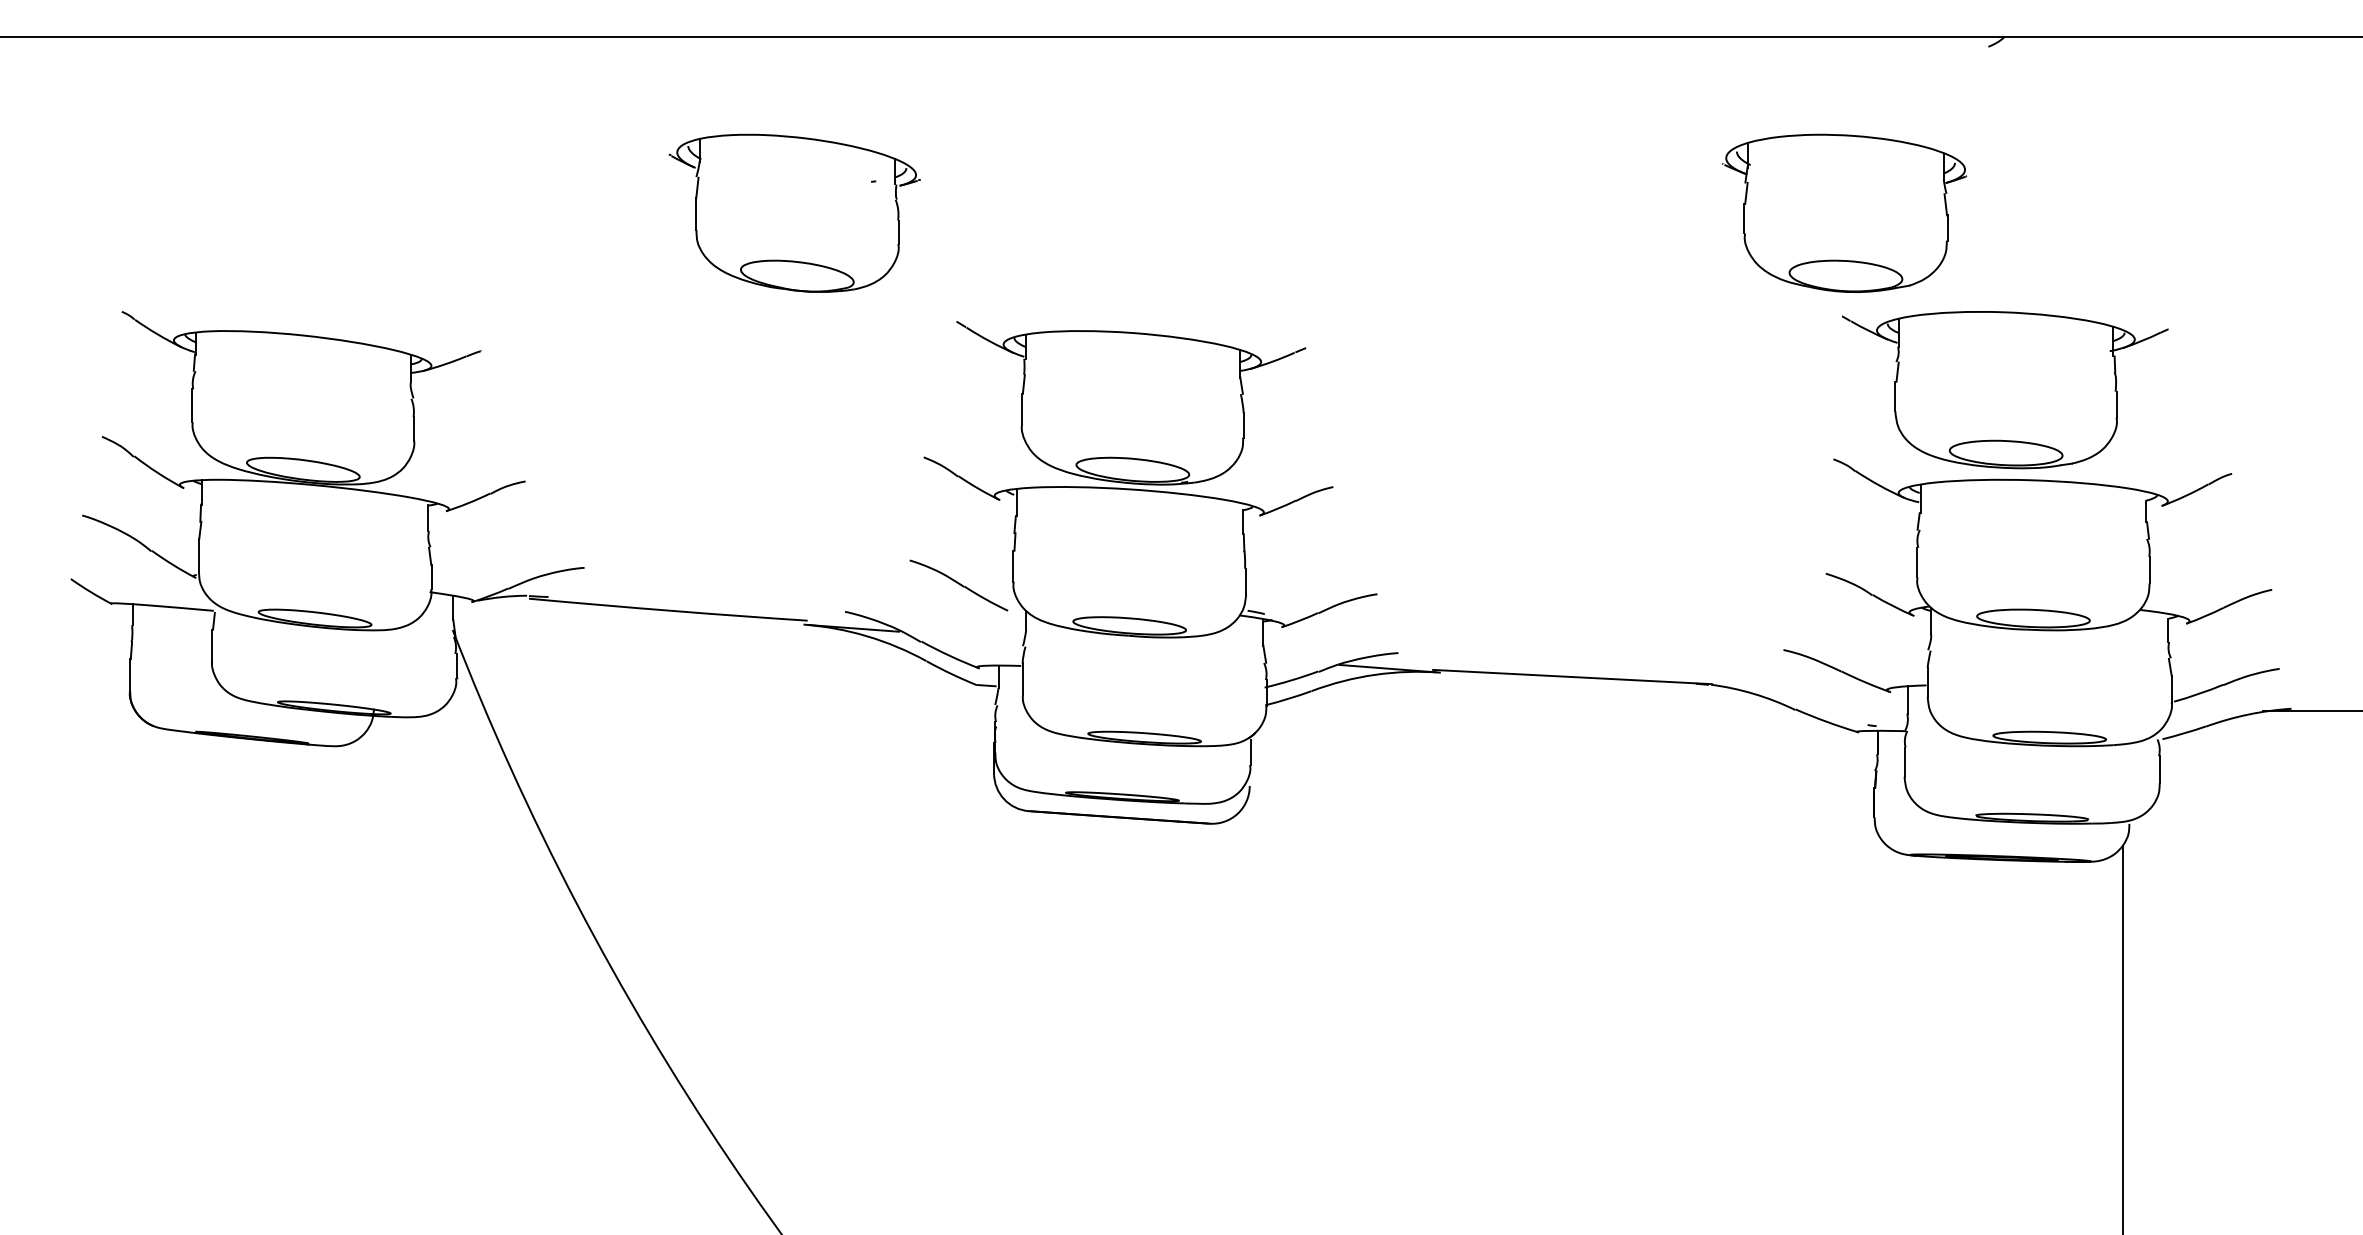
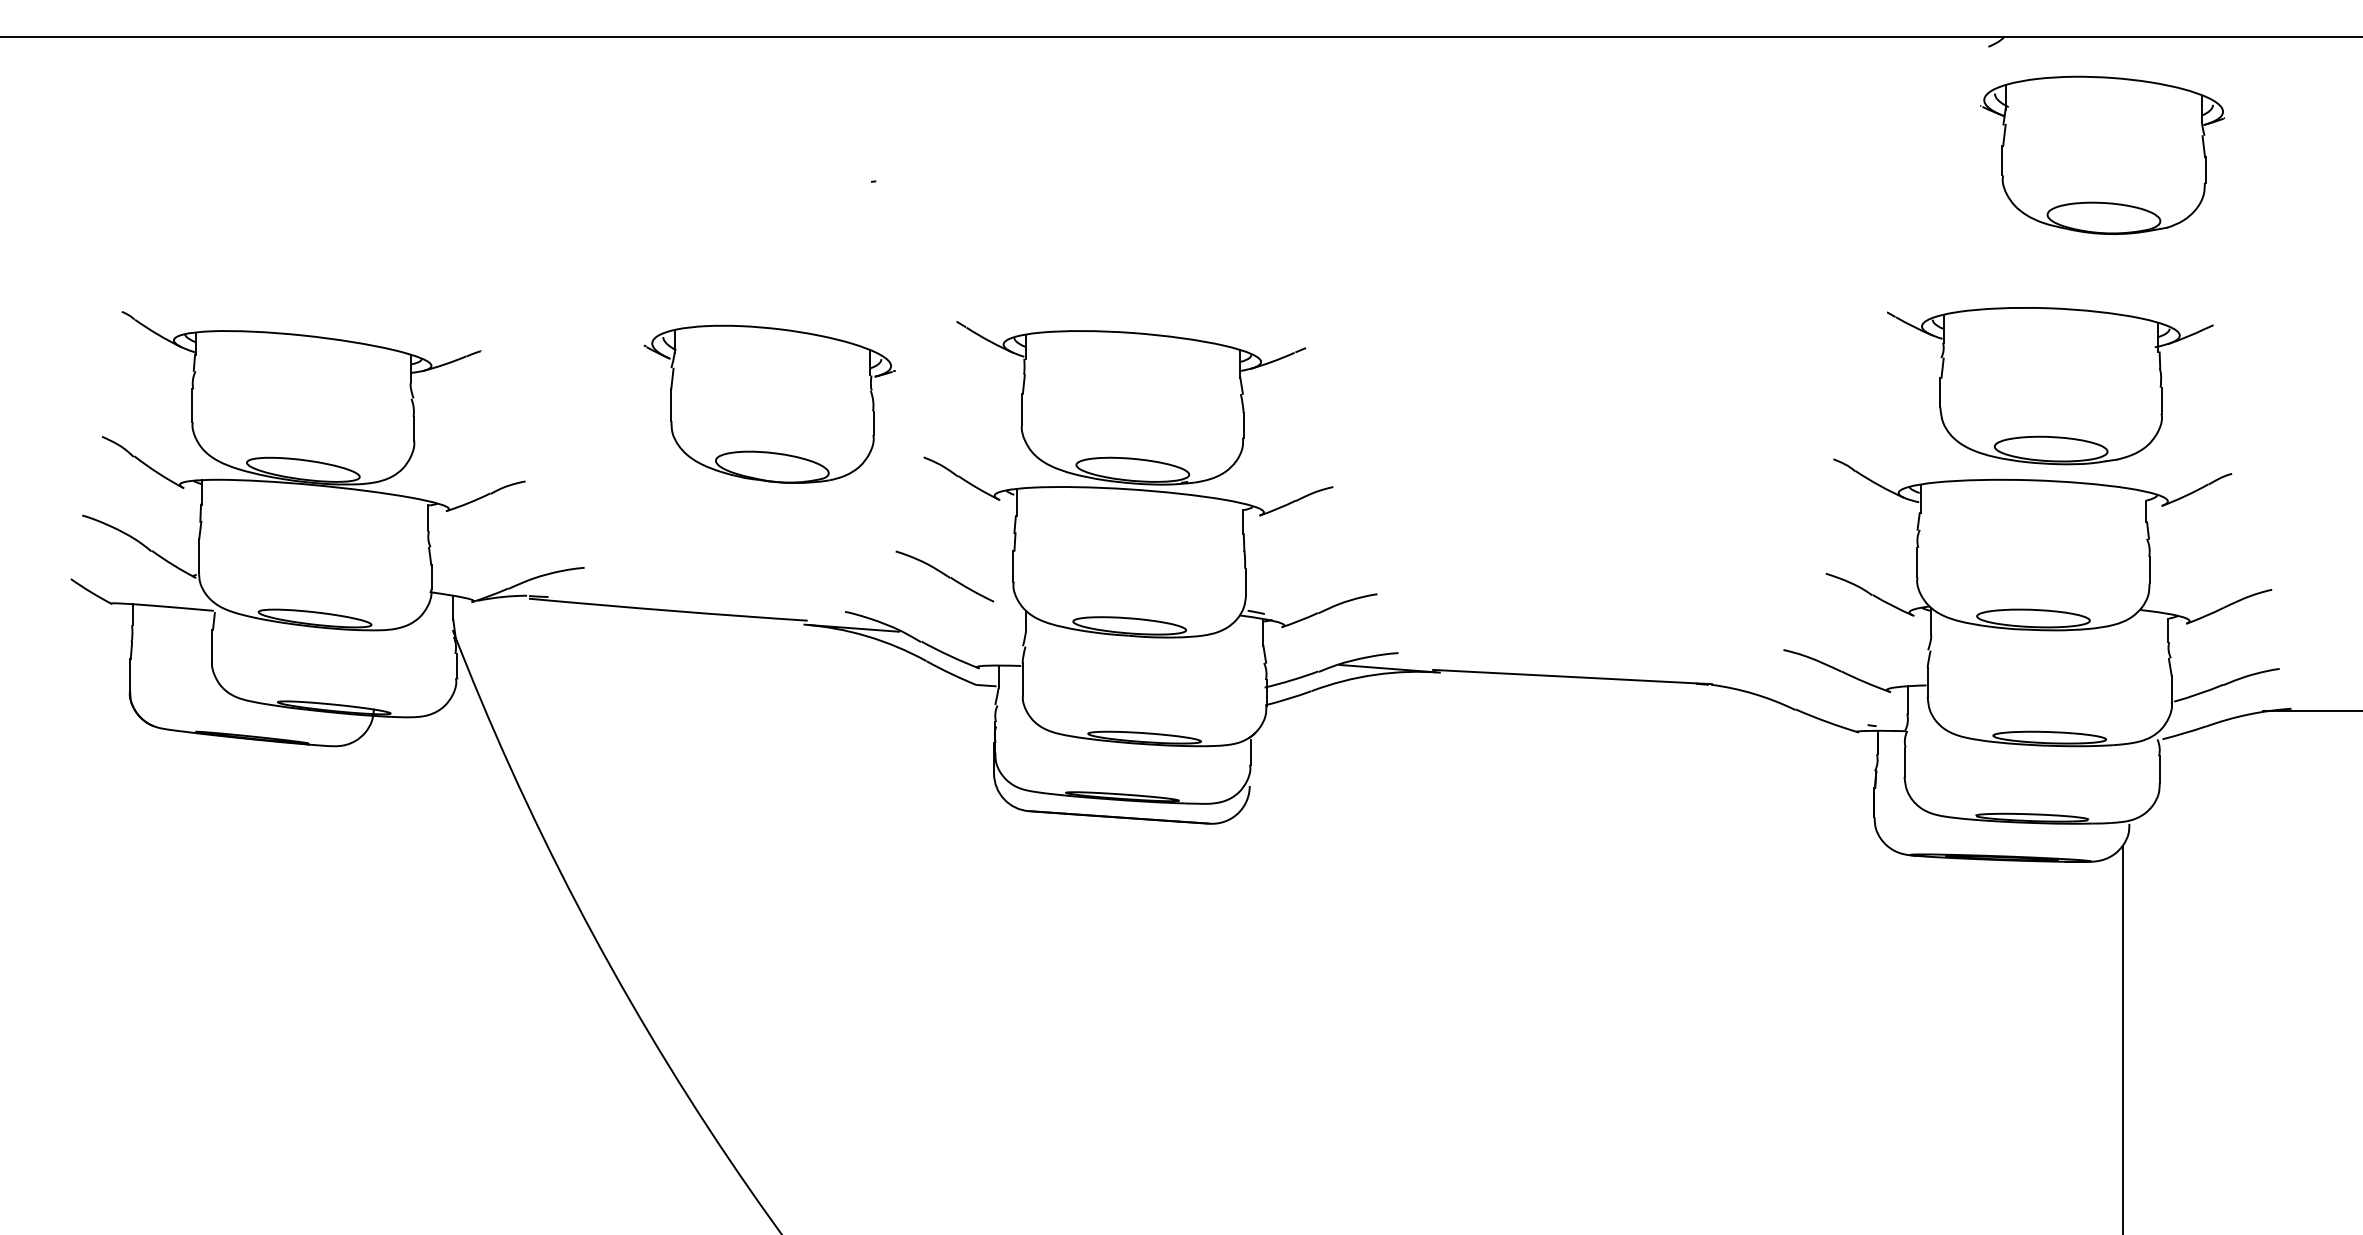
part position: (794, 212) -> (769, 403) (769, 403)
part position: (1844, 212) -> (2102, 154) (2102, 154)
part position: (2005, 390) -> (2050, 386) (2050, 386)
part position: (958, 585) -> (944, 576) (944, 576)
